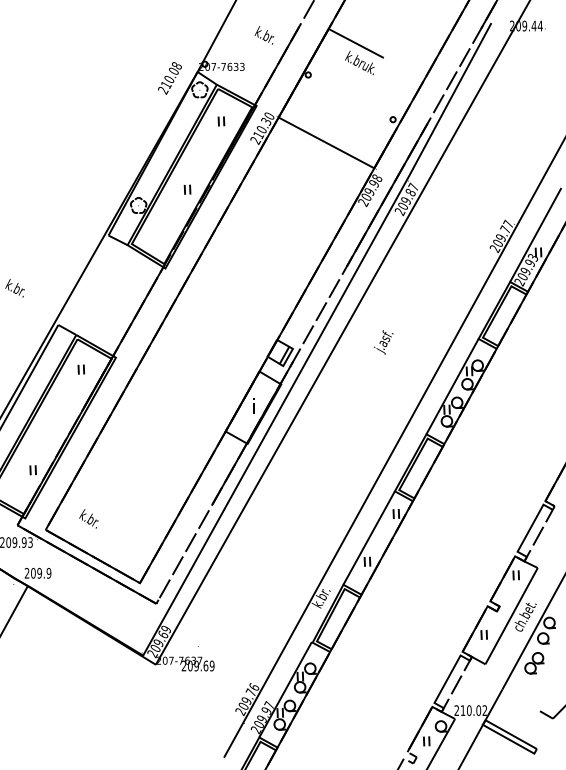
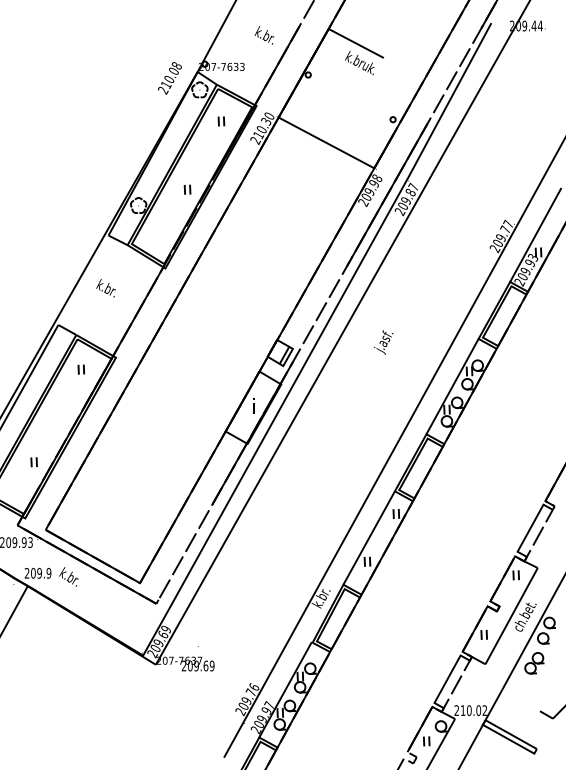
text position: (14, 288) -> (105, 288) (105, 288)
part position: (32, 470) -> (33, 462) (33, 462)
text position: (88, 518) -> (68, 576) (68, 576)
